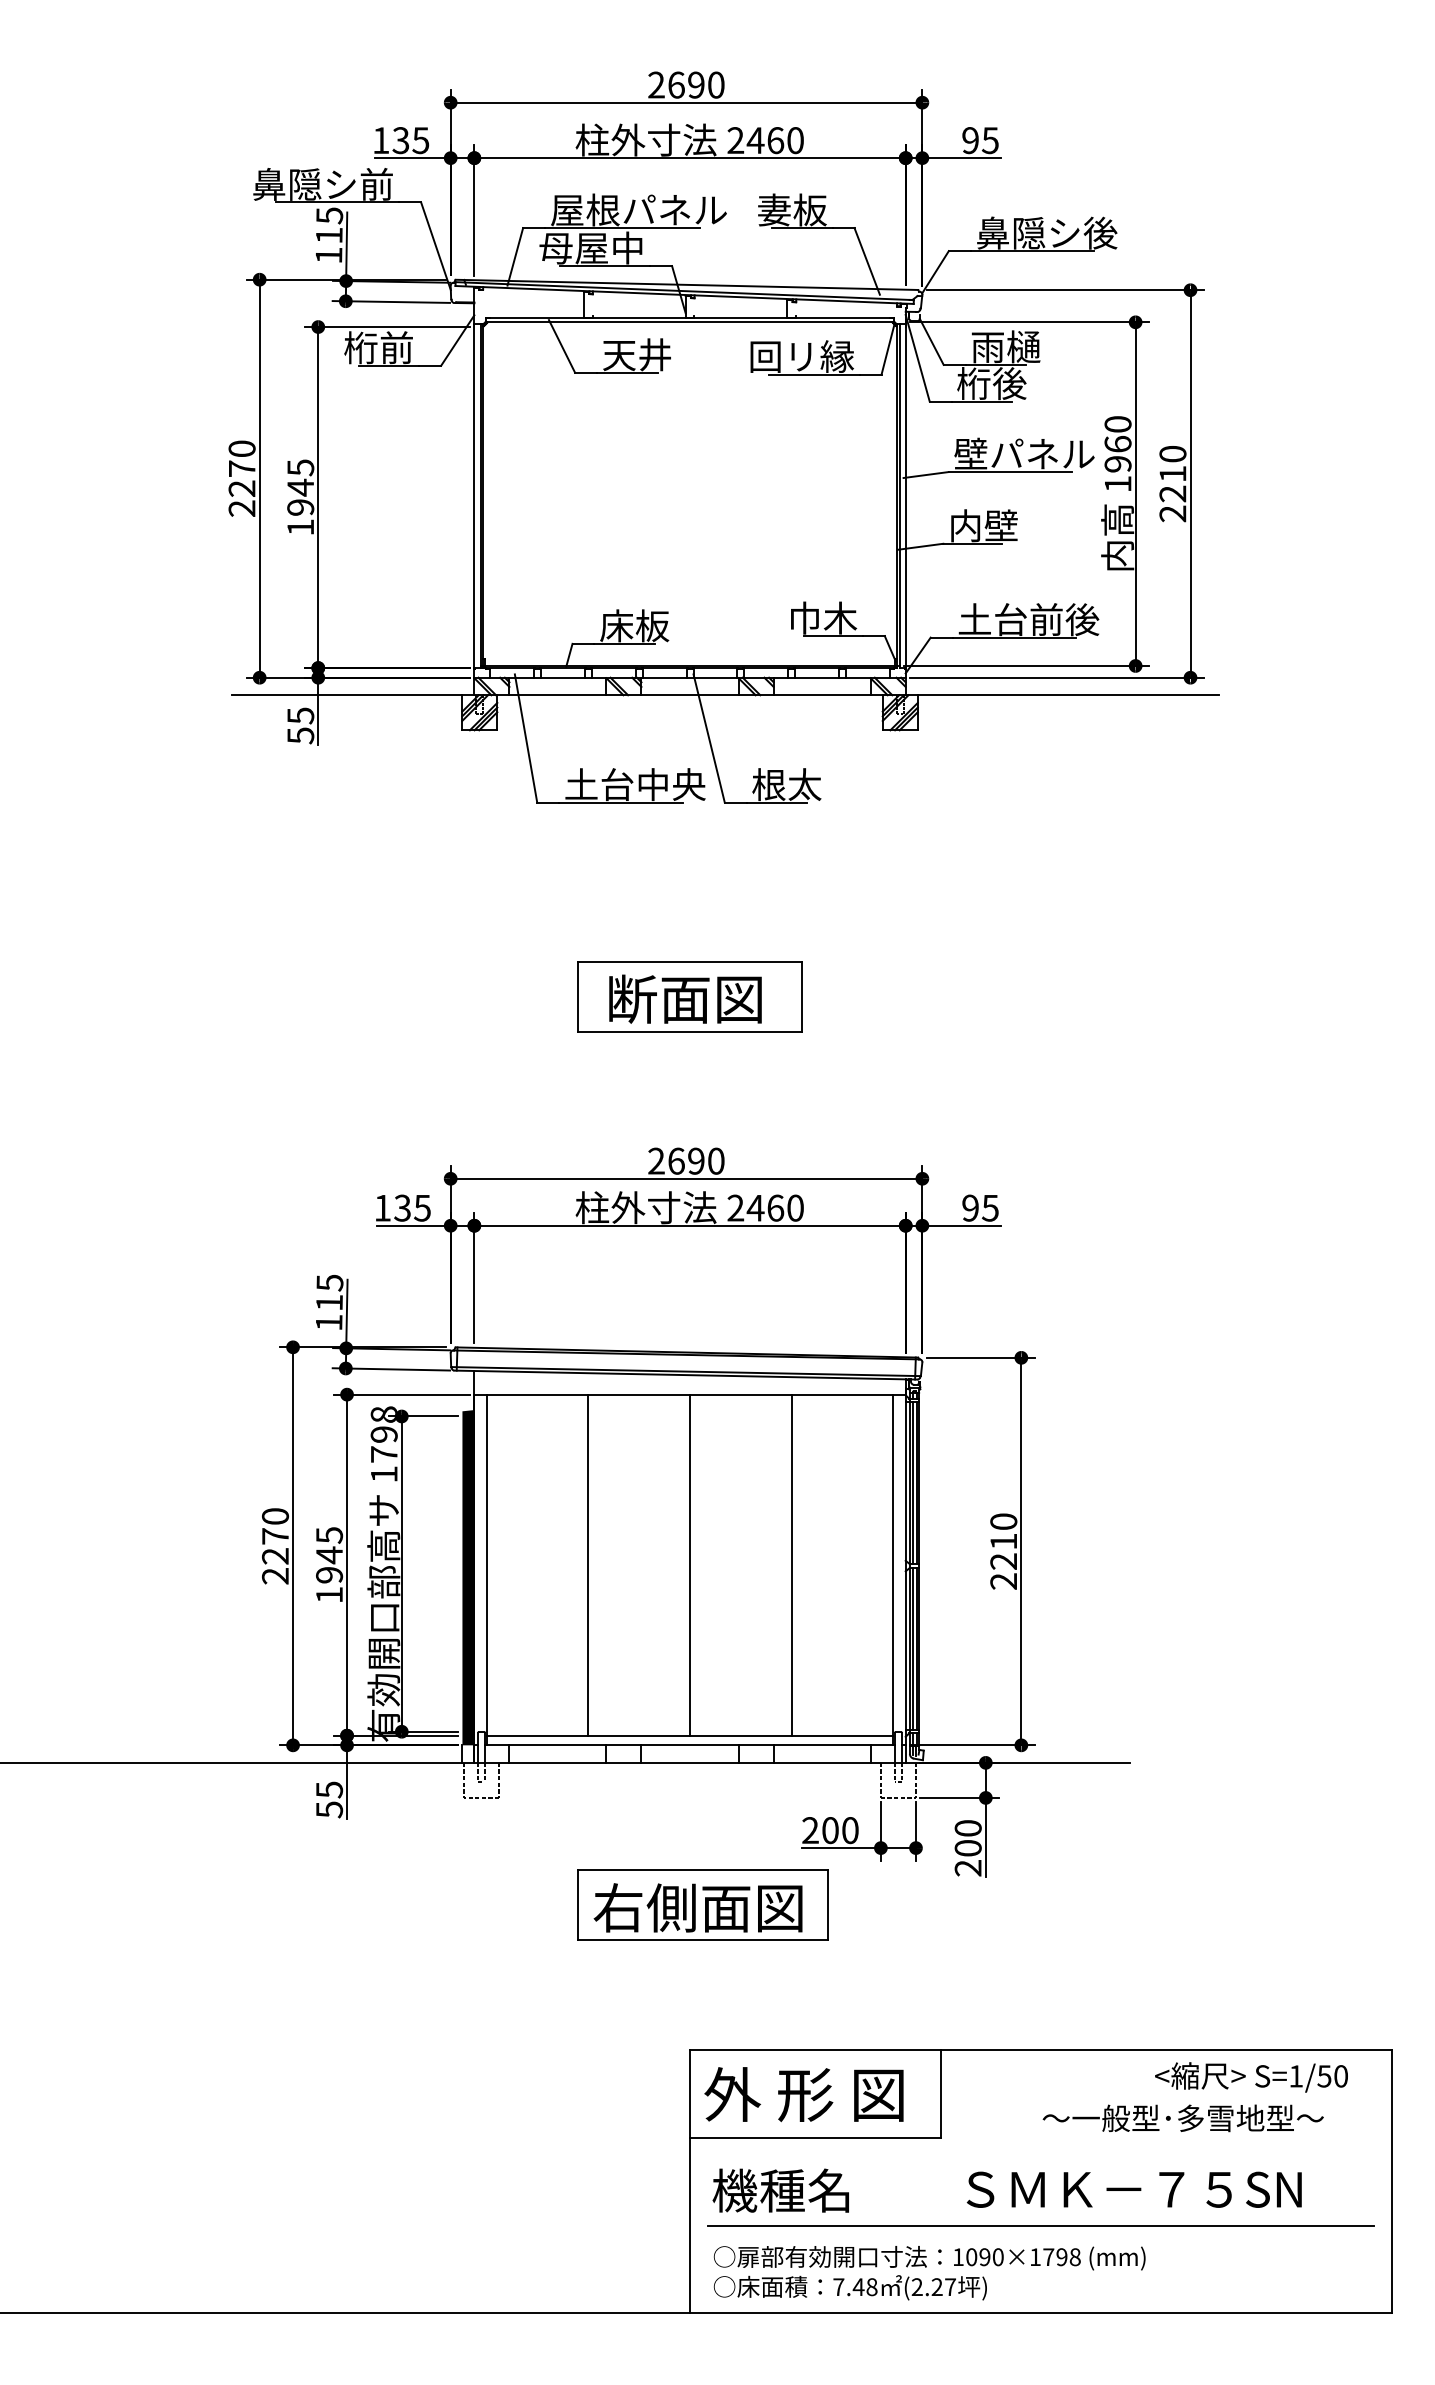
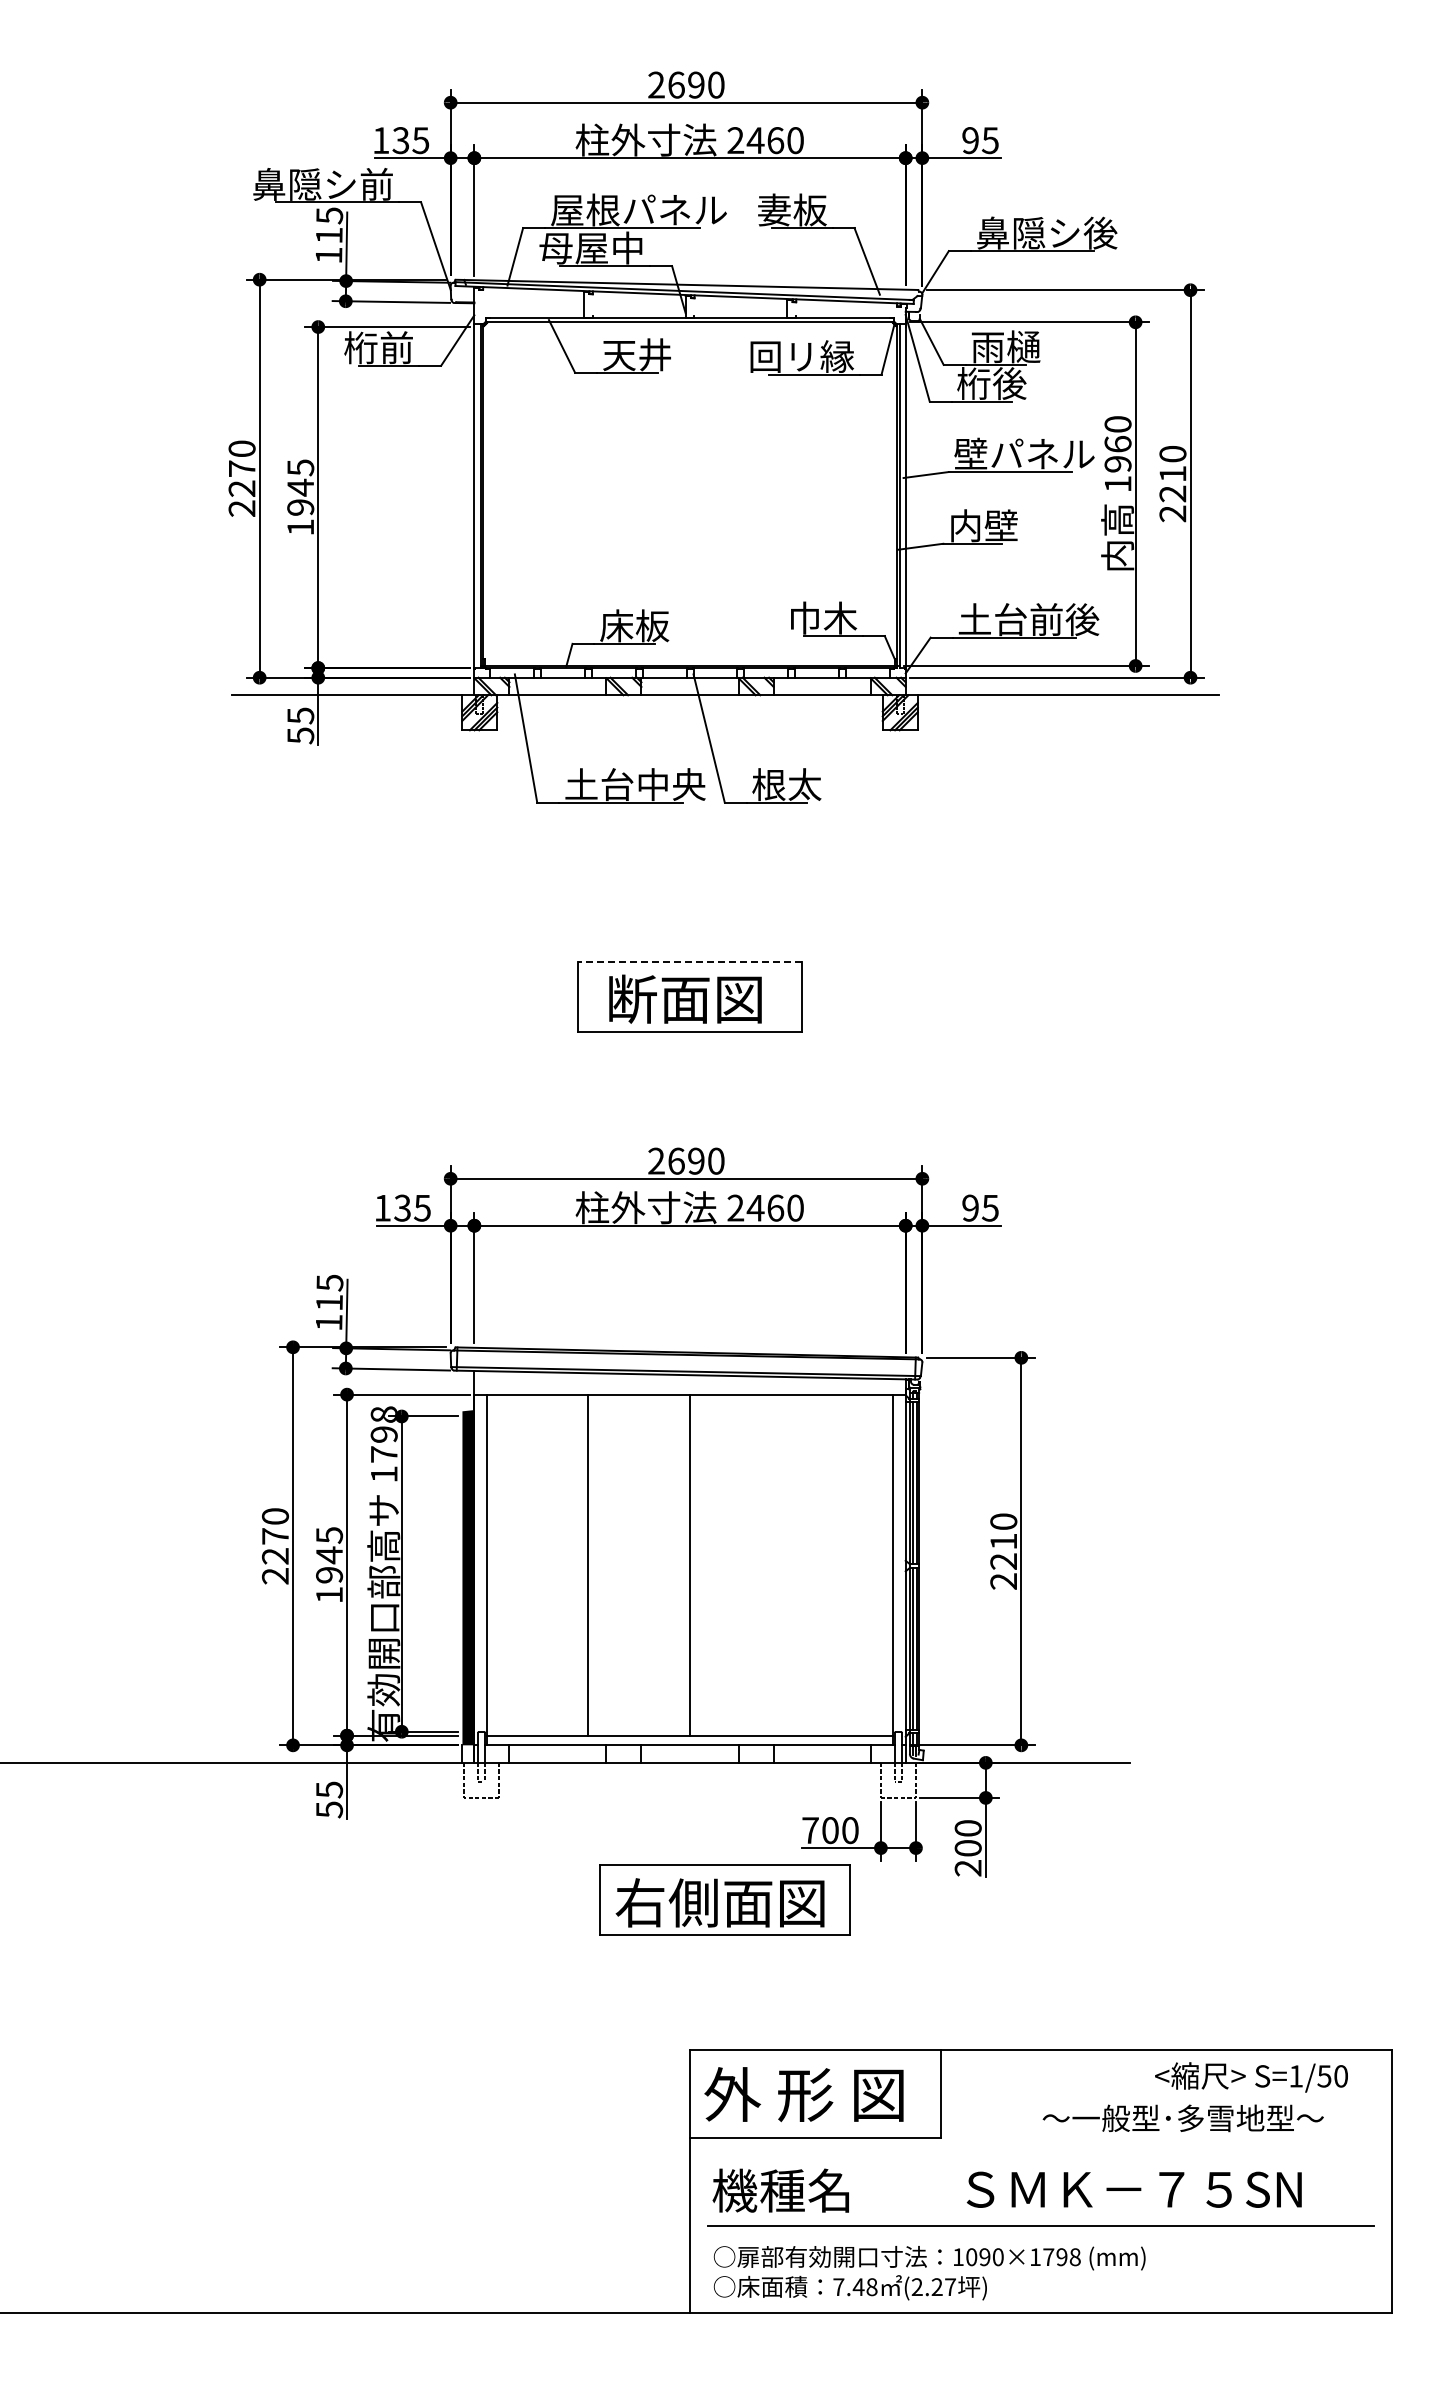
line: solid -> dashed (690, 961)
line: present -> none (791, 1564)
text: 200 -> 700 (810, 1830)
part position: (702, 1904) -> (724, 1899) (724, 1899)
